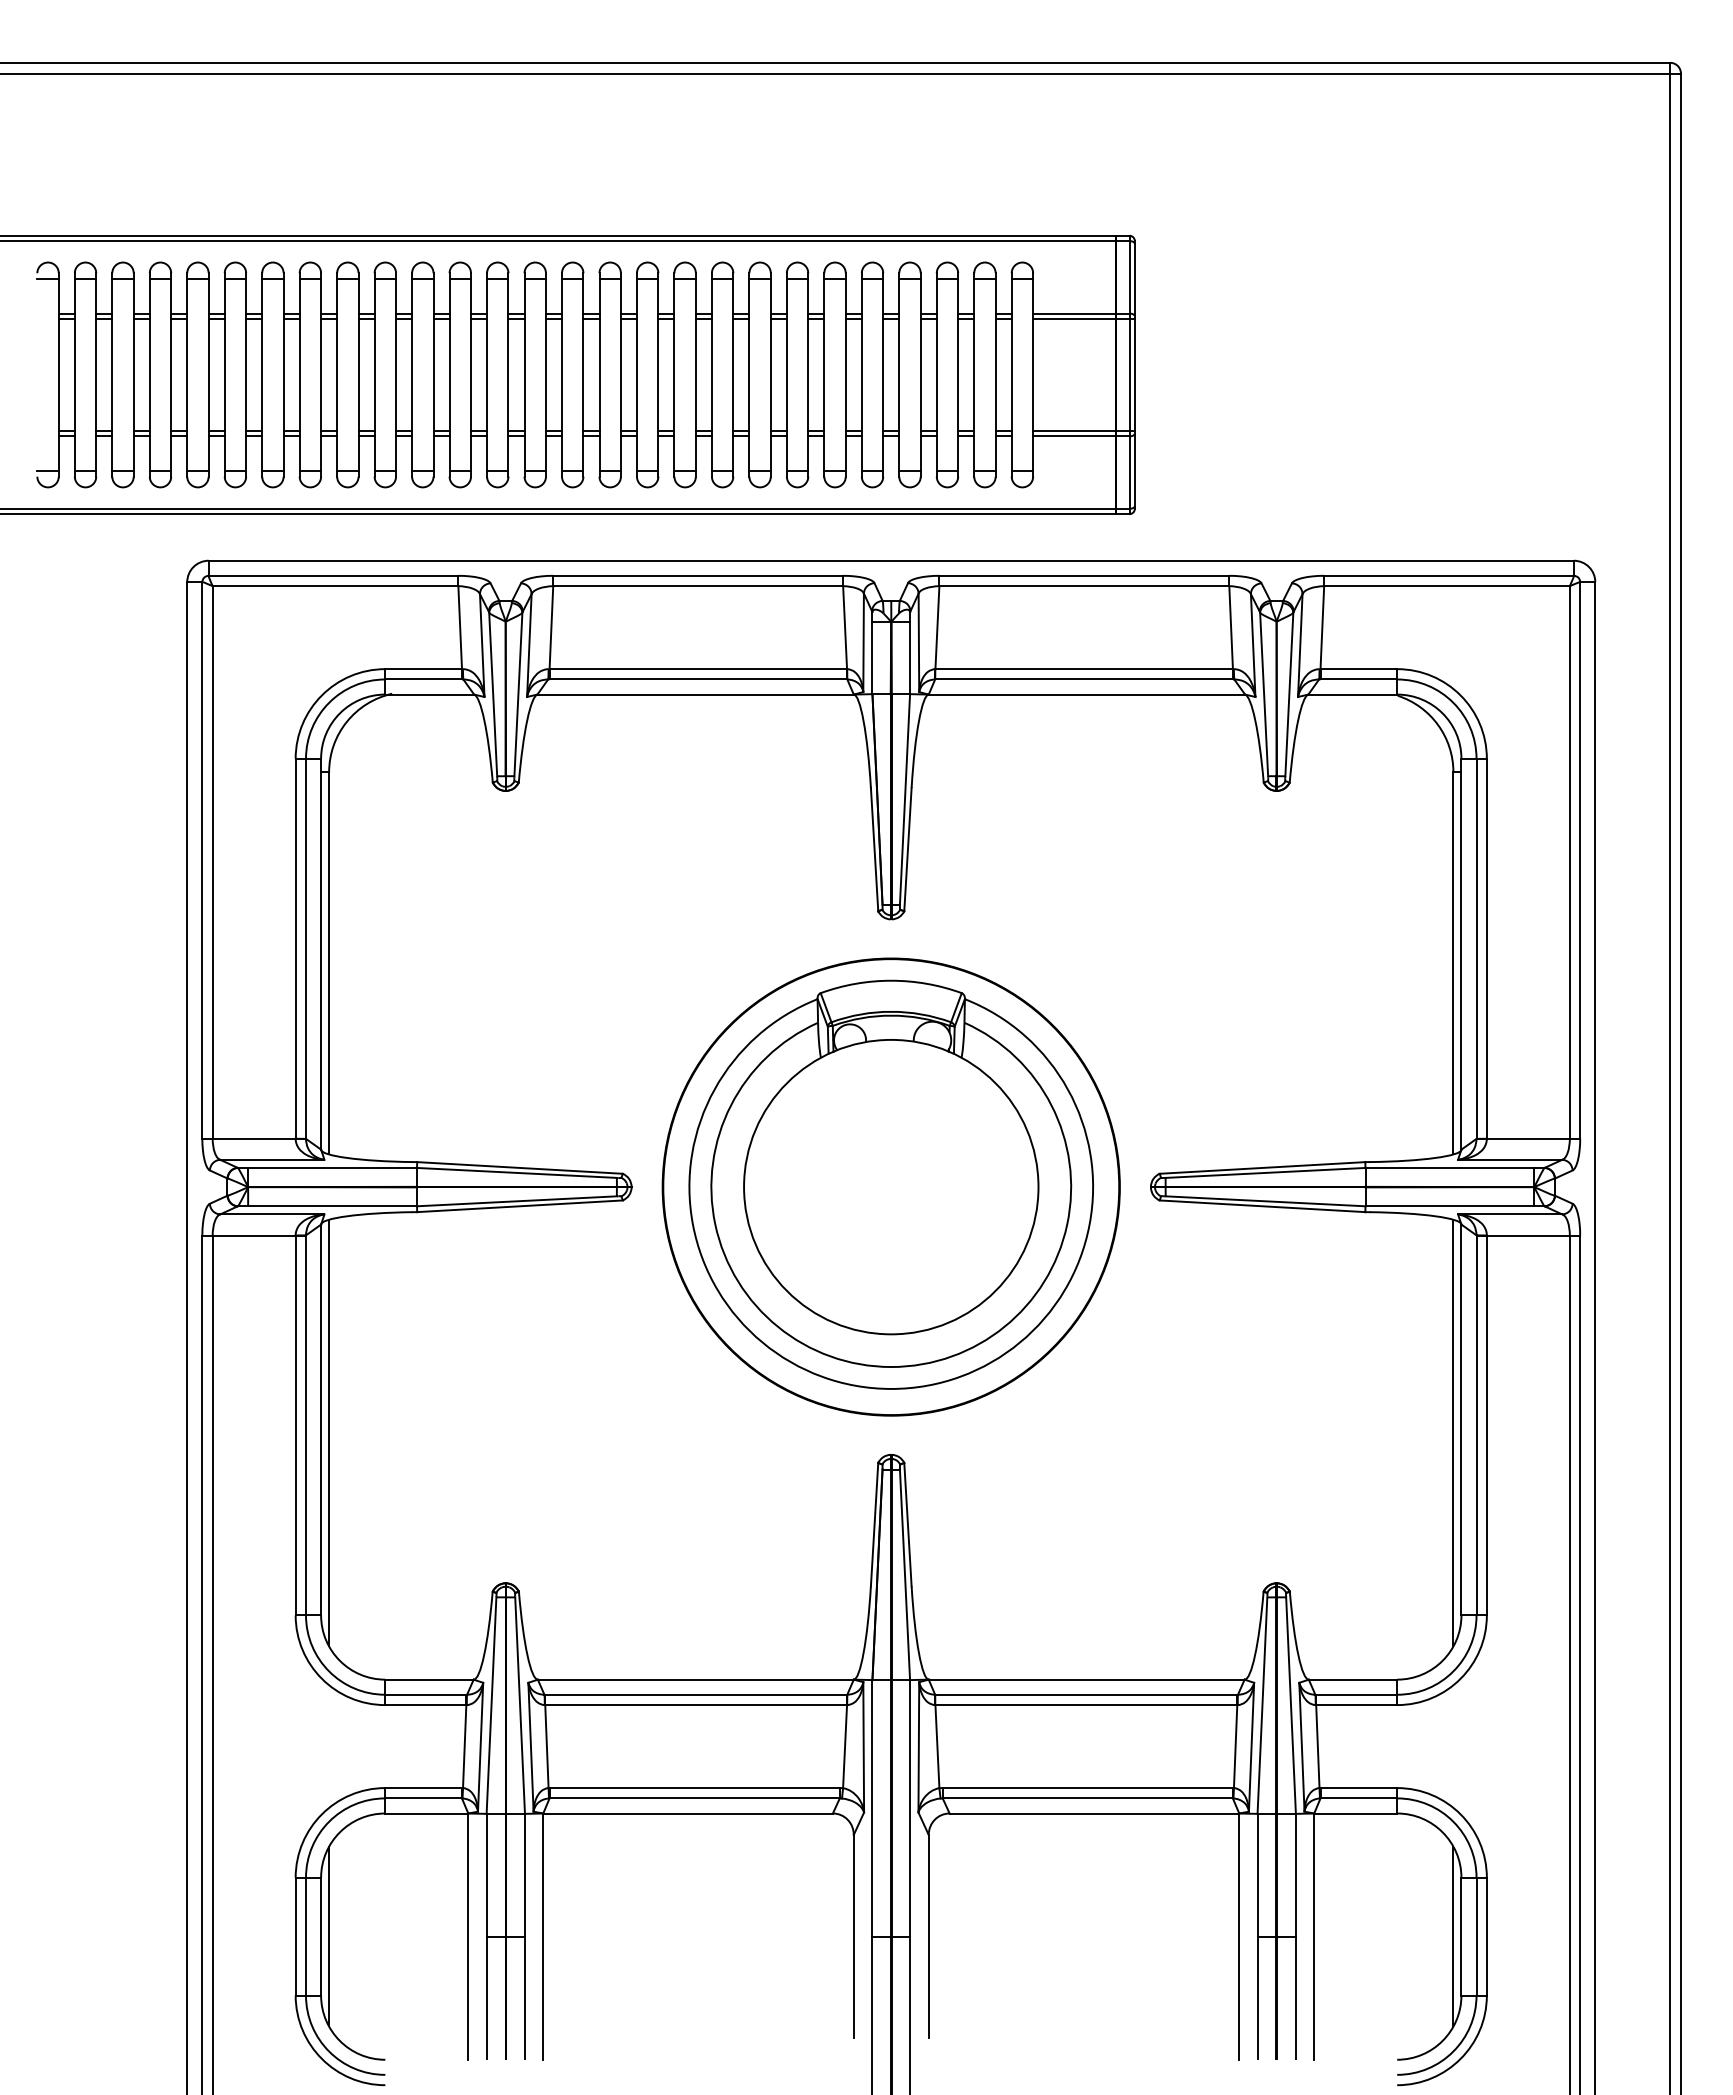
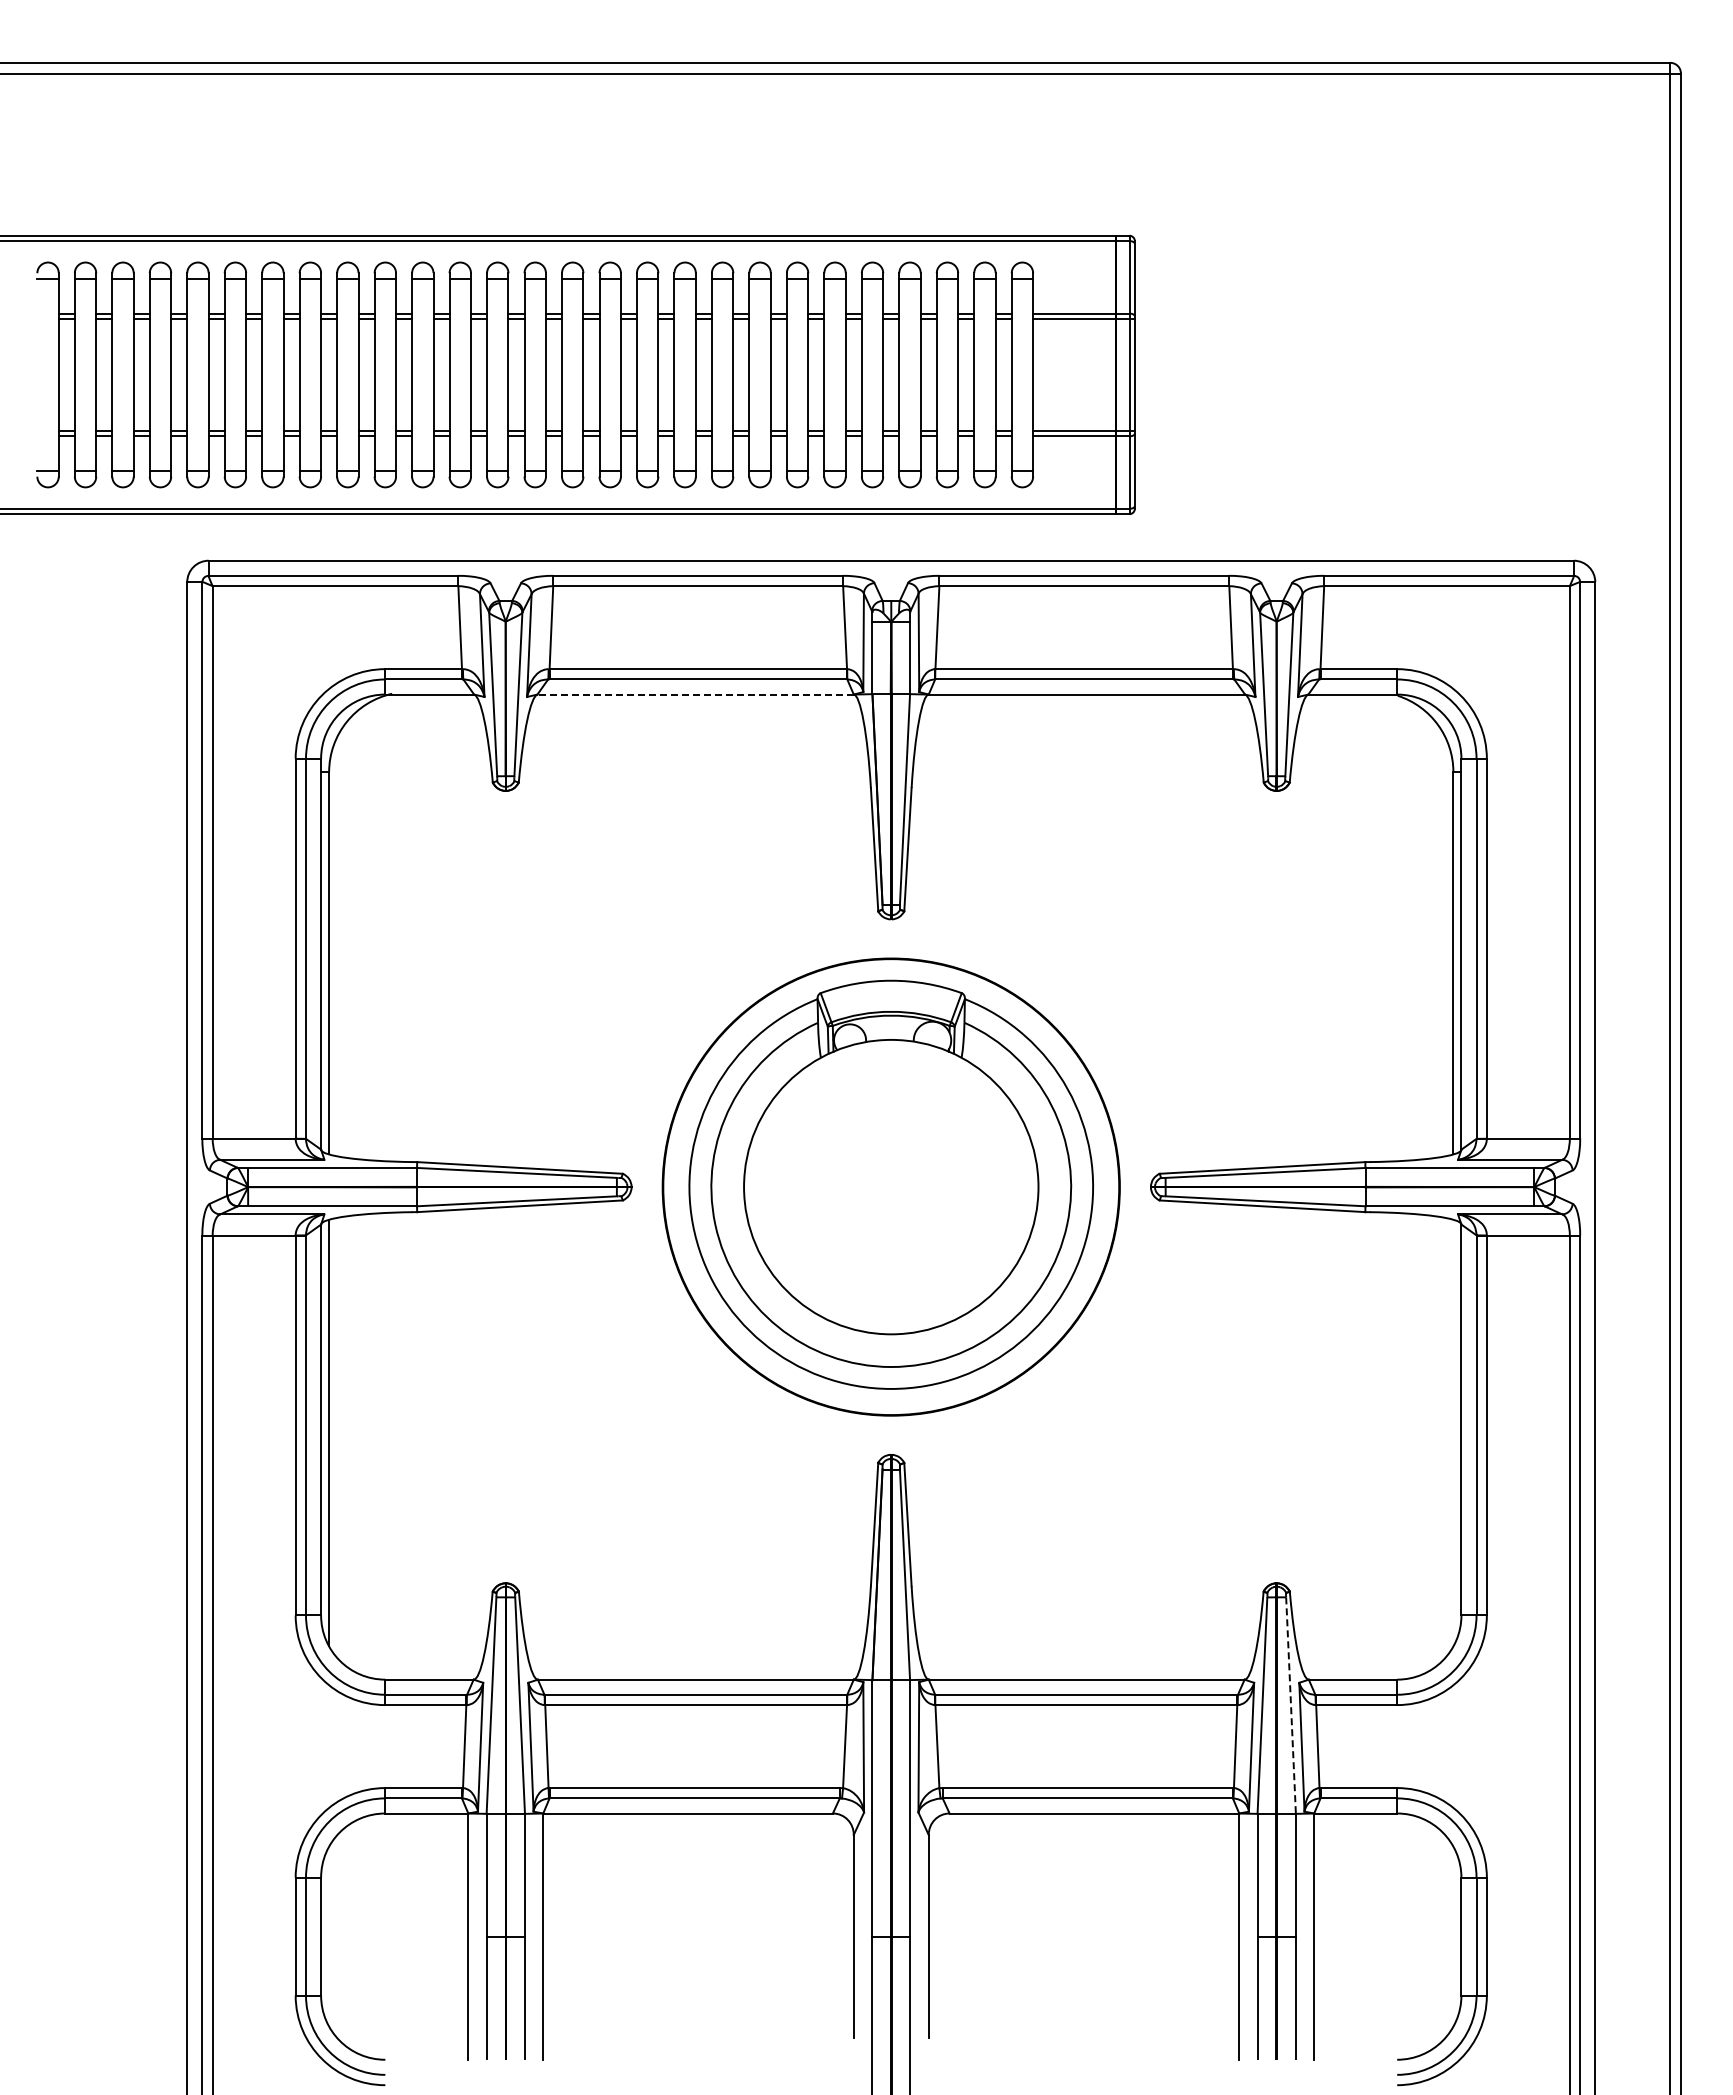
line: solid -> dashed (695, 694)
line: present -> none (1453, 1432)
line: solid -> dashed (1291, 1706)
line: present -> none (329, 1936)
line: present -> none (1453, 1936)
